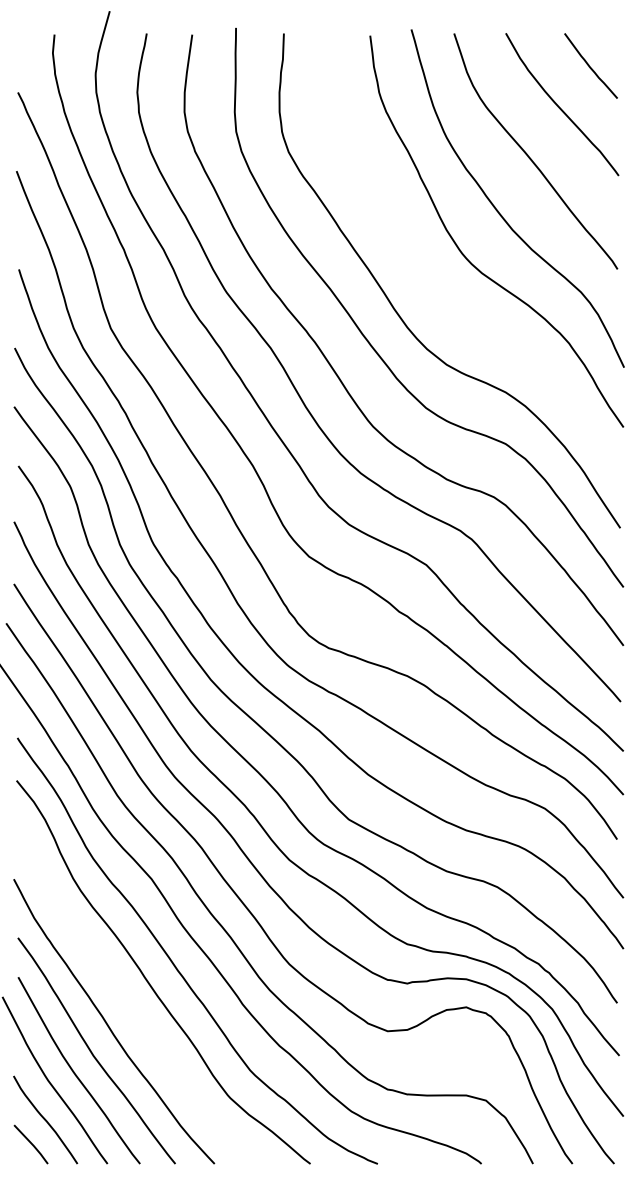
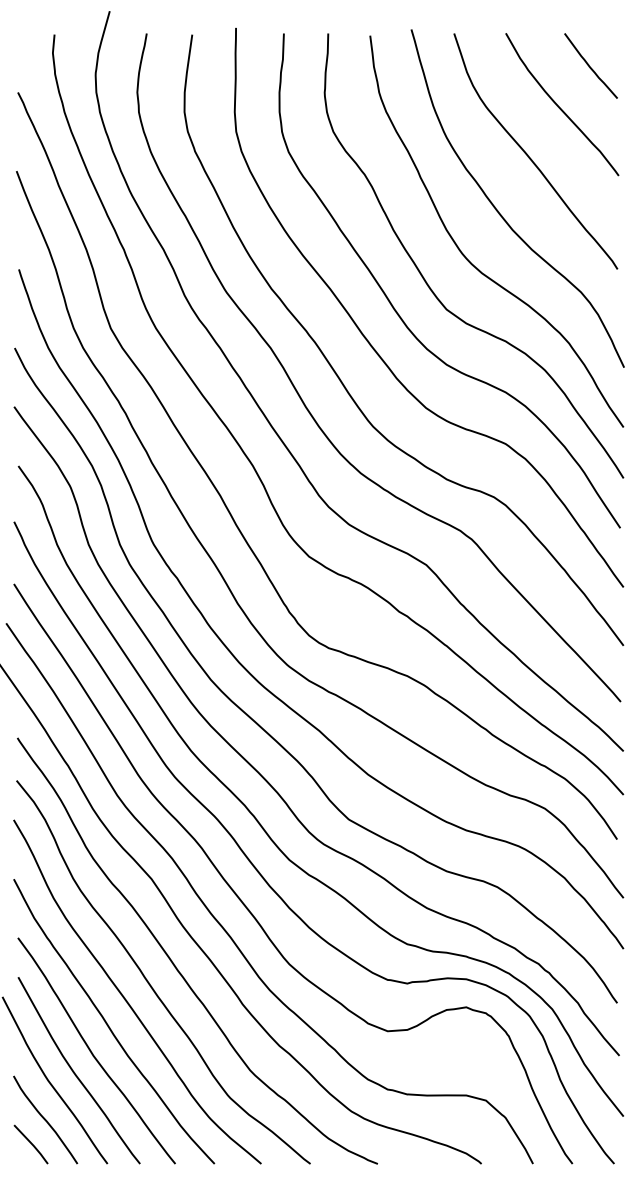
curve: none -> present (429, 285)
curve: none -> present (127, 1000)
